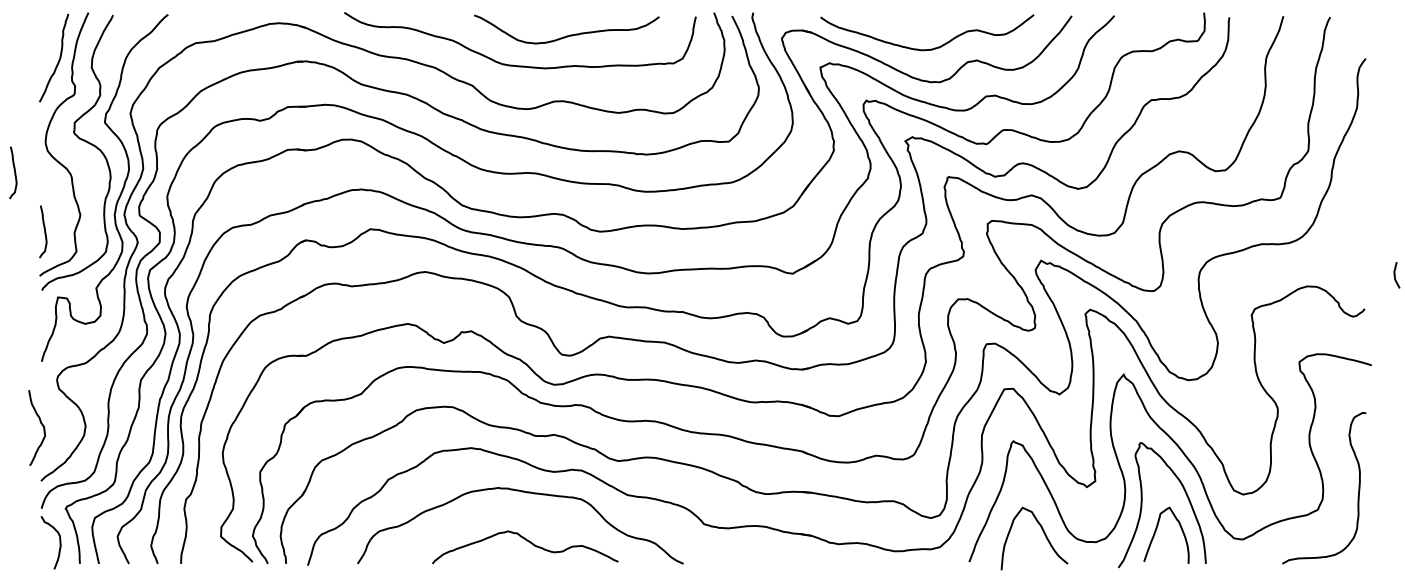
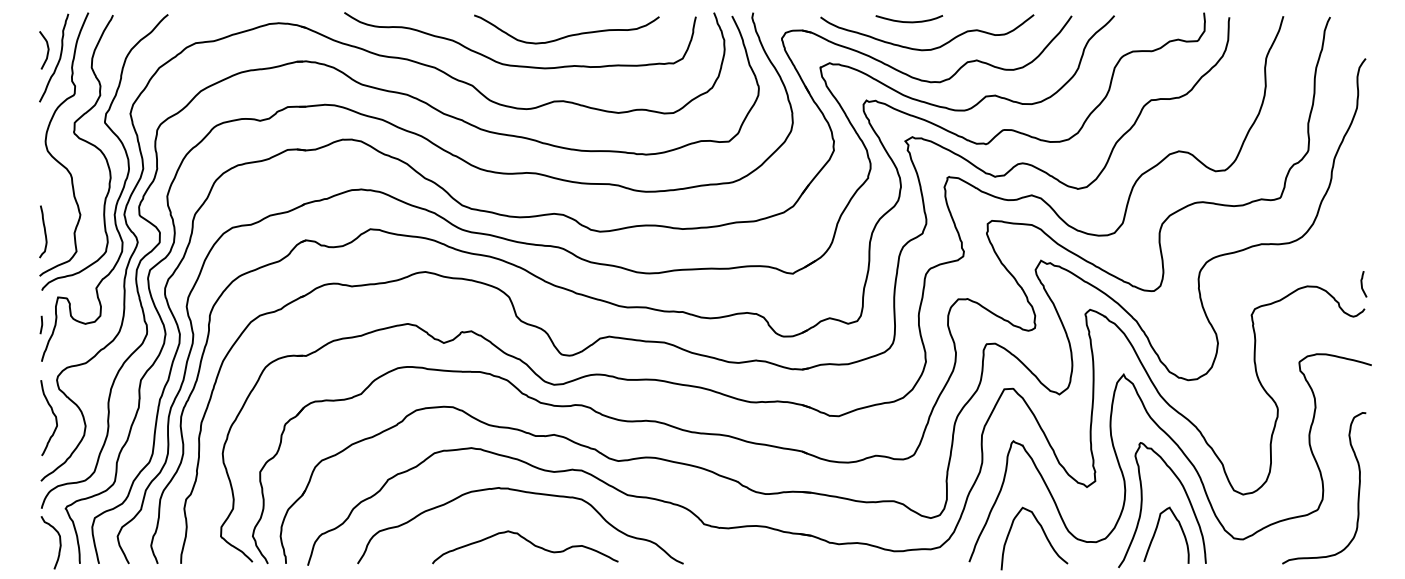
curve: none -> present (909, 21)
curve: none -> present (47, 50)
curve: present -> none (14, 172)
curve position: (1395, 275) -> (1362, 284) (1362, 284)
line: none -> present (41, 324)
curve position: (41, 425) -> (53, 415) (53, 415)
